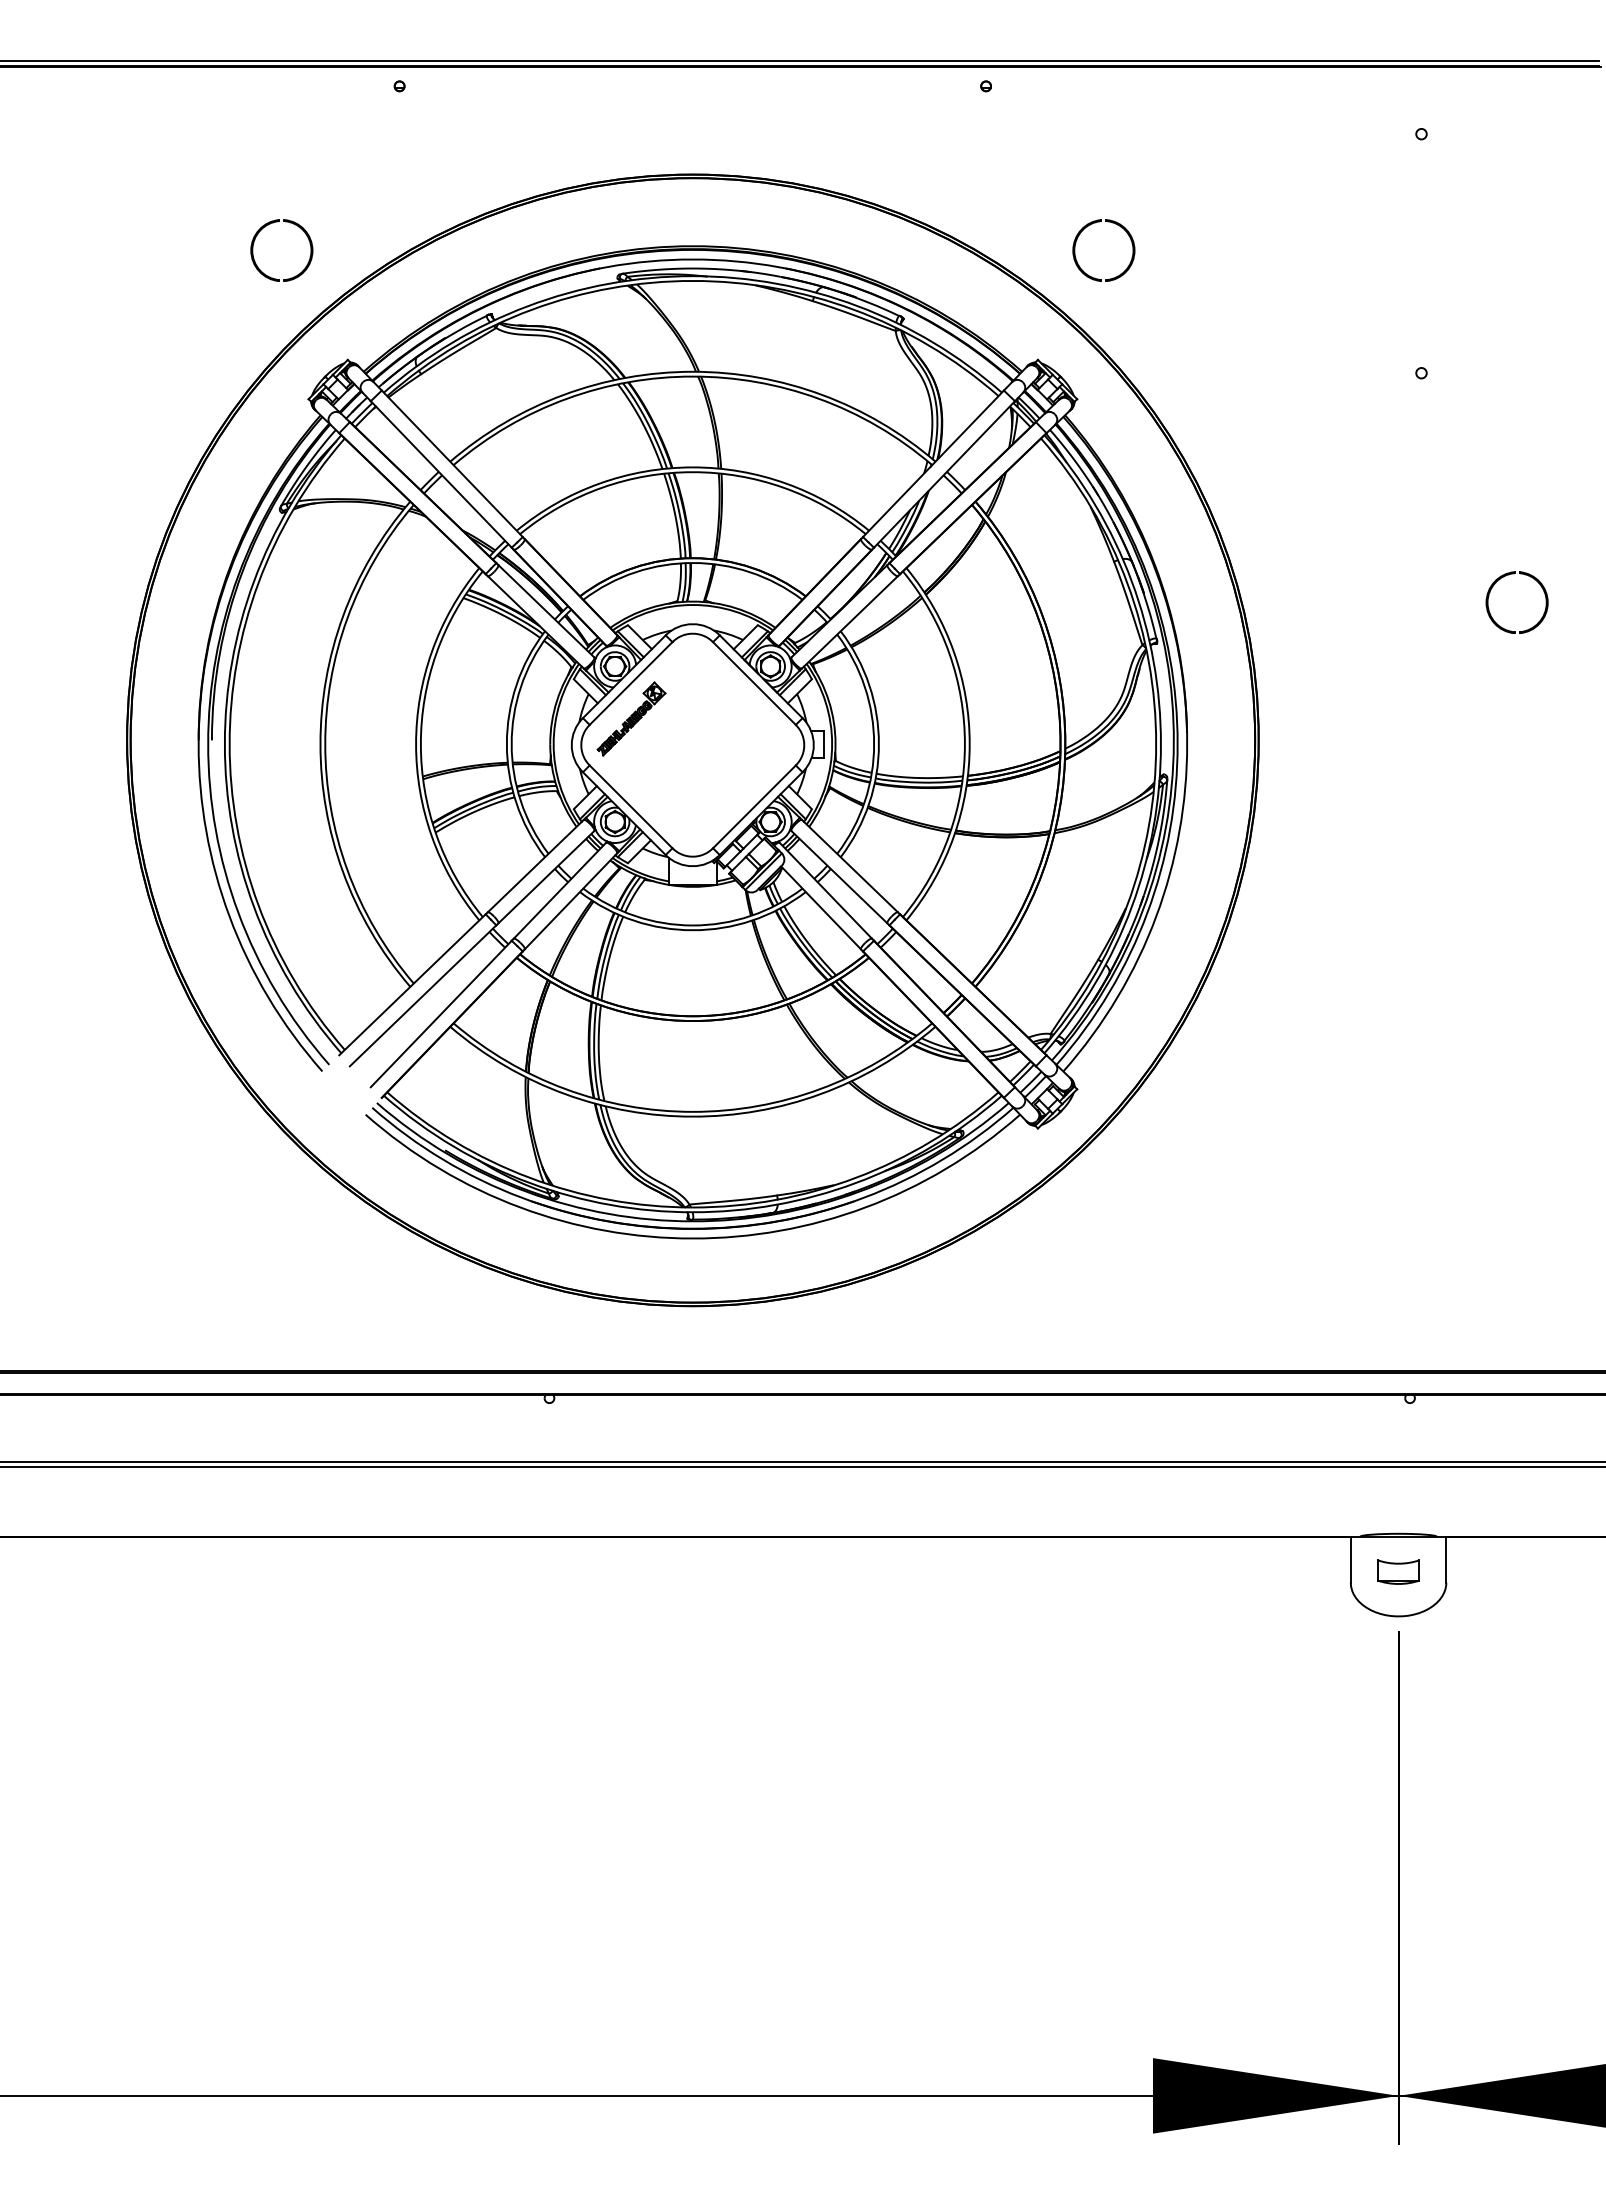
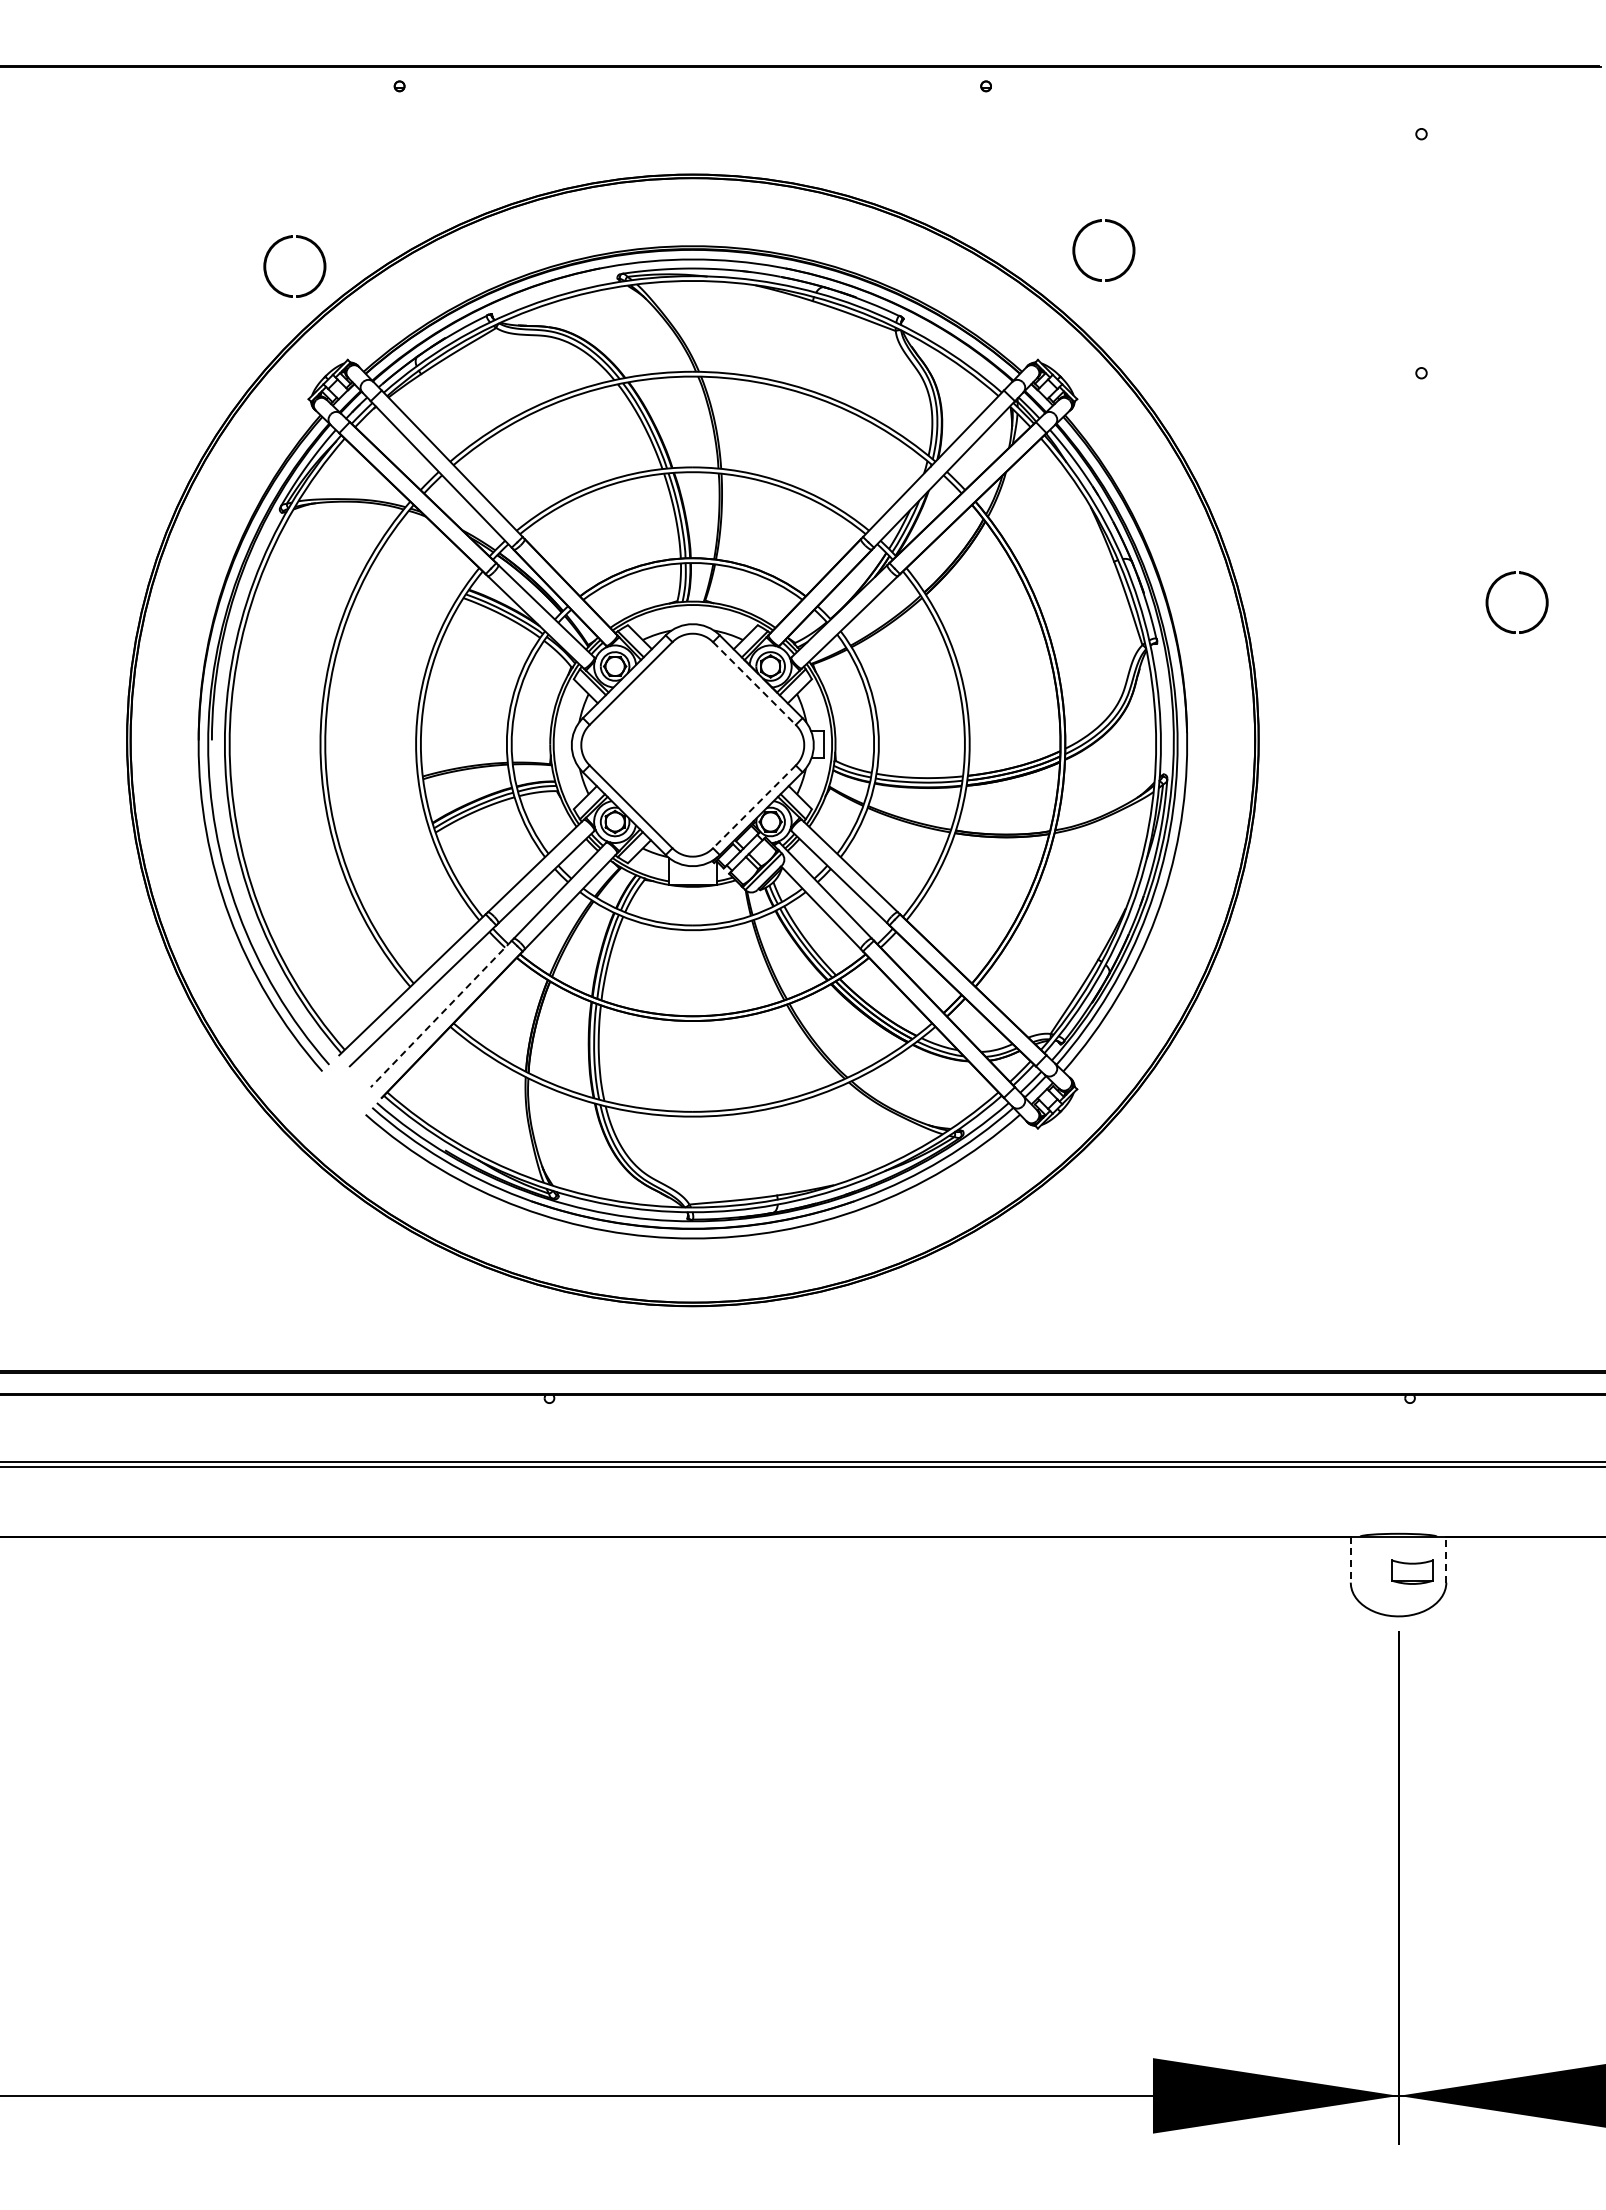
line: present -> none (800, 60)
part position: (255, 240) -> (268, 256) (268, 256)
line: solid -> dashed (754, 683)
part: present -> none (631, 718)
line: solid -> dashed (754, 806)
line: solid -> dashed (441, 1014)
line: solid -> dashed (1350, 1559)
line: solid -> dashed (1446, 1559)
part position: (1398, 1571) -> (1412, 1571) (1412, 1571)
